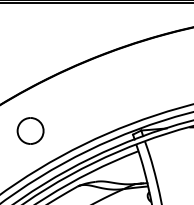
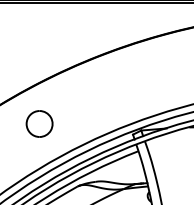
part position: (30, 130) -> (39, 123) (39, 123)
